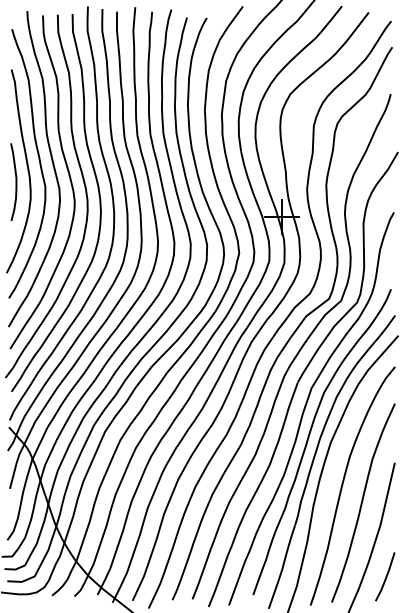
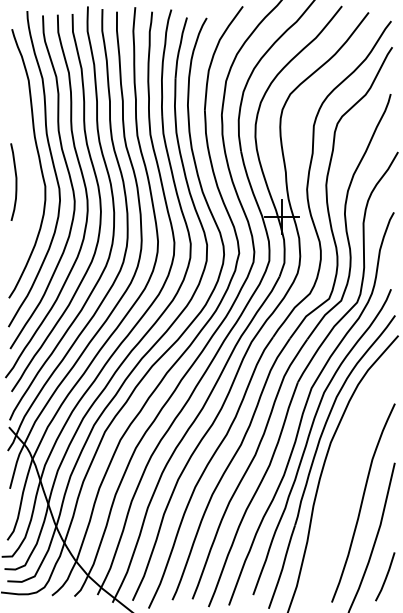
curve: present -> none (27, 171)
curve: present -> none (344, 481)
